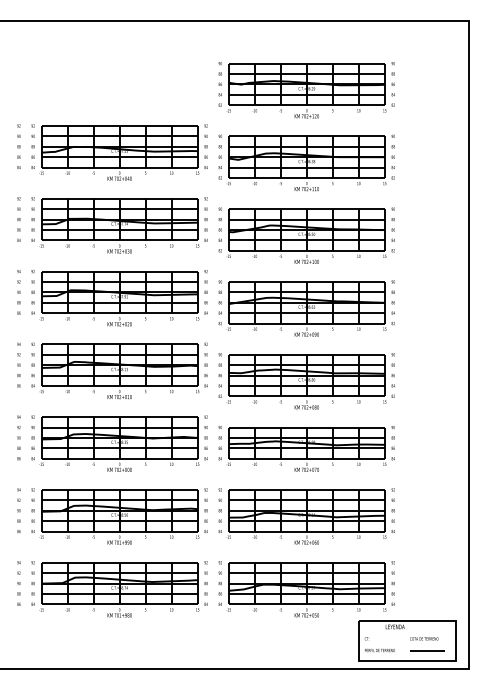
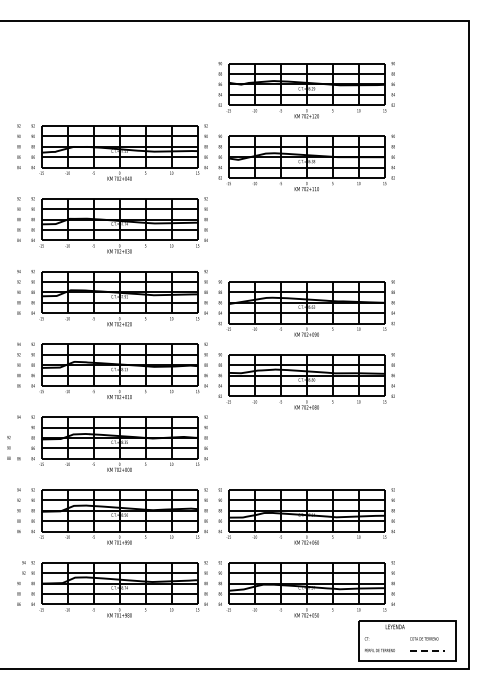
part: present -> none (306, 235)
text position: (18, 437) -> (8, 447) (8, 447)
part: present -> none (306, 448)
text position: (18, 567) -> (23, 567) (23, 567)
line: solid -> dashed (427, 651)
